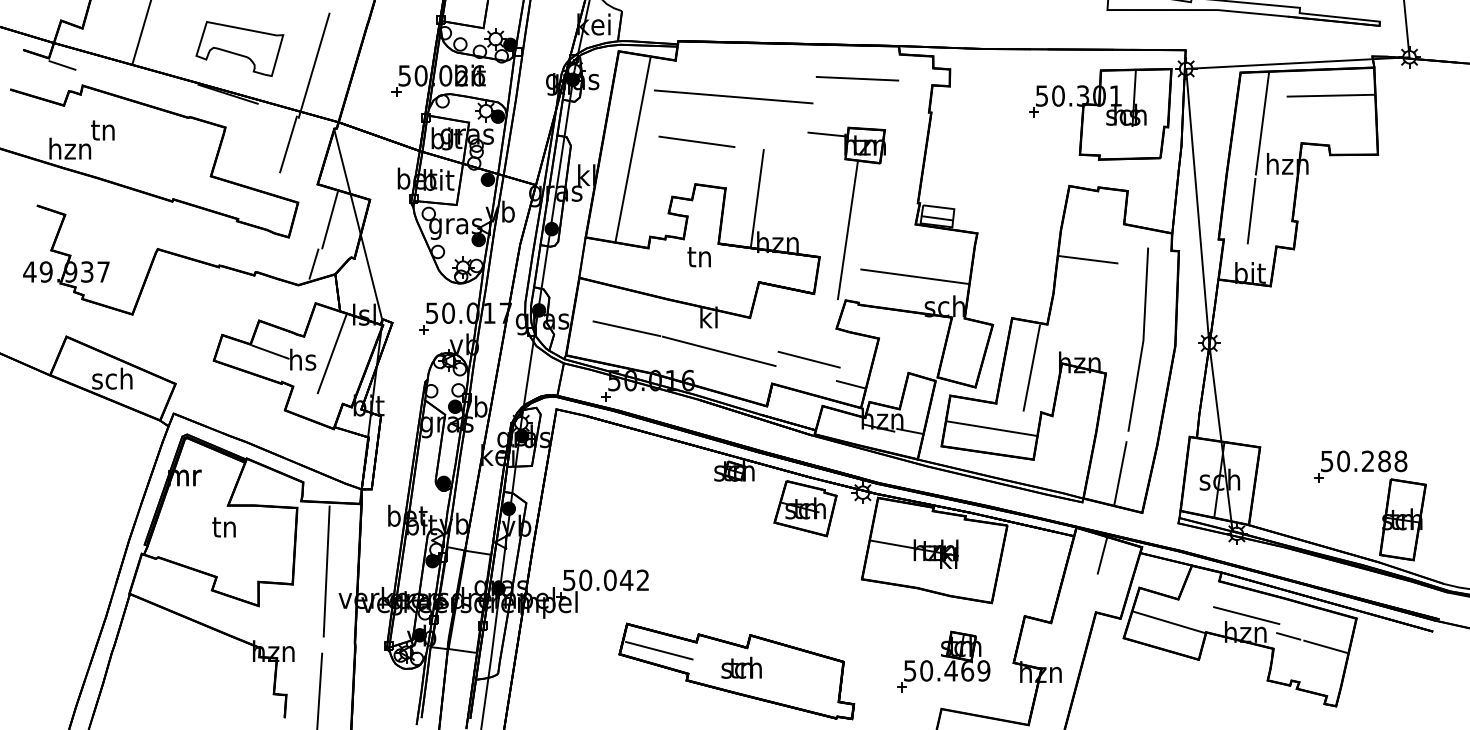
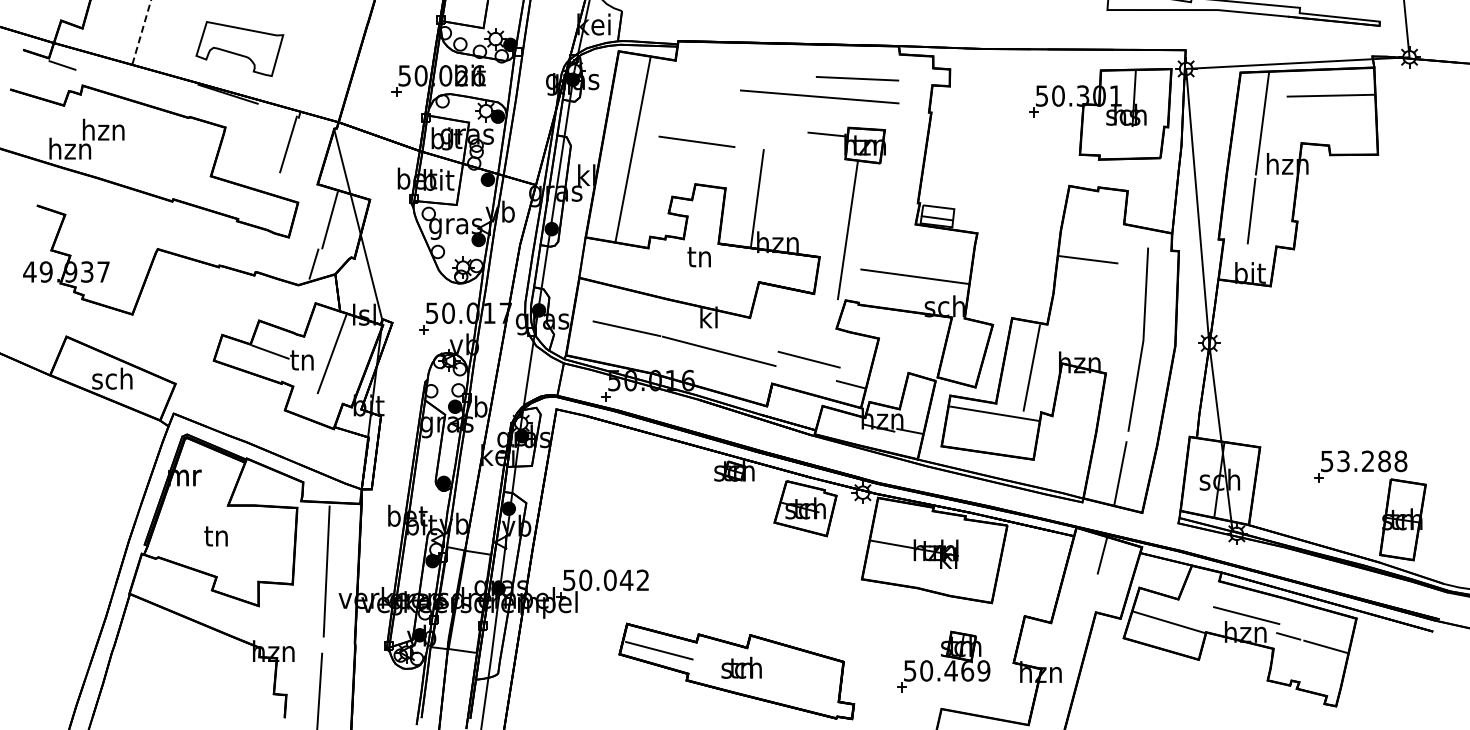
line: solid -> dashed (141, 31)
line: present -> none (314, 62)
line position: (733, 96) -> (819, 96) (819, 96)
text: tn -> hzn (103, 129)
text: hs -> tn (303, 359)
line position: (992, 428) -> (994, 413) (994, 413)
text: 50.288 -> 53.288 (1343, 461)
text position: (223, 527) -> (215, 536) (215, 536)
